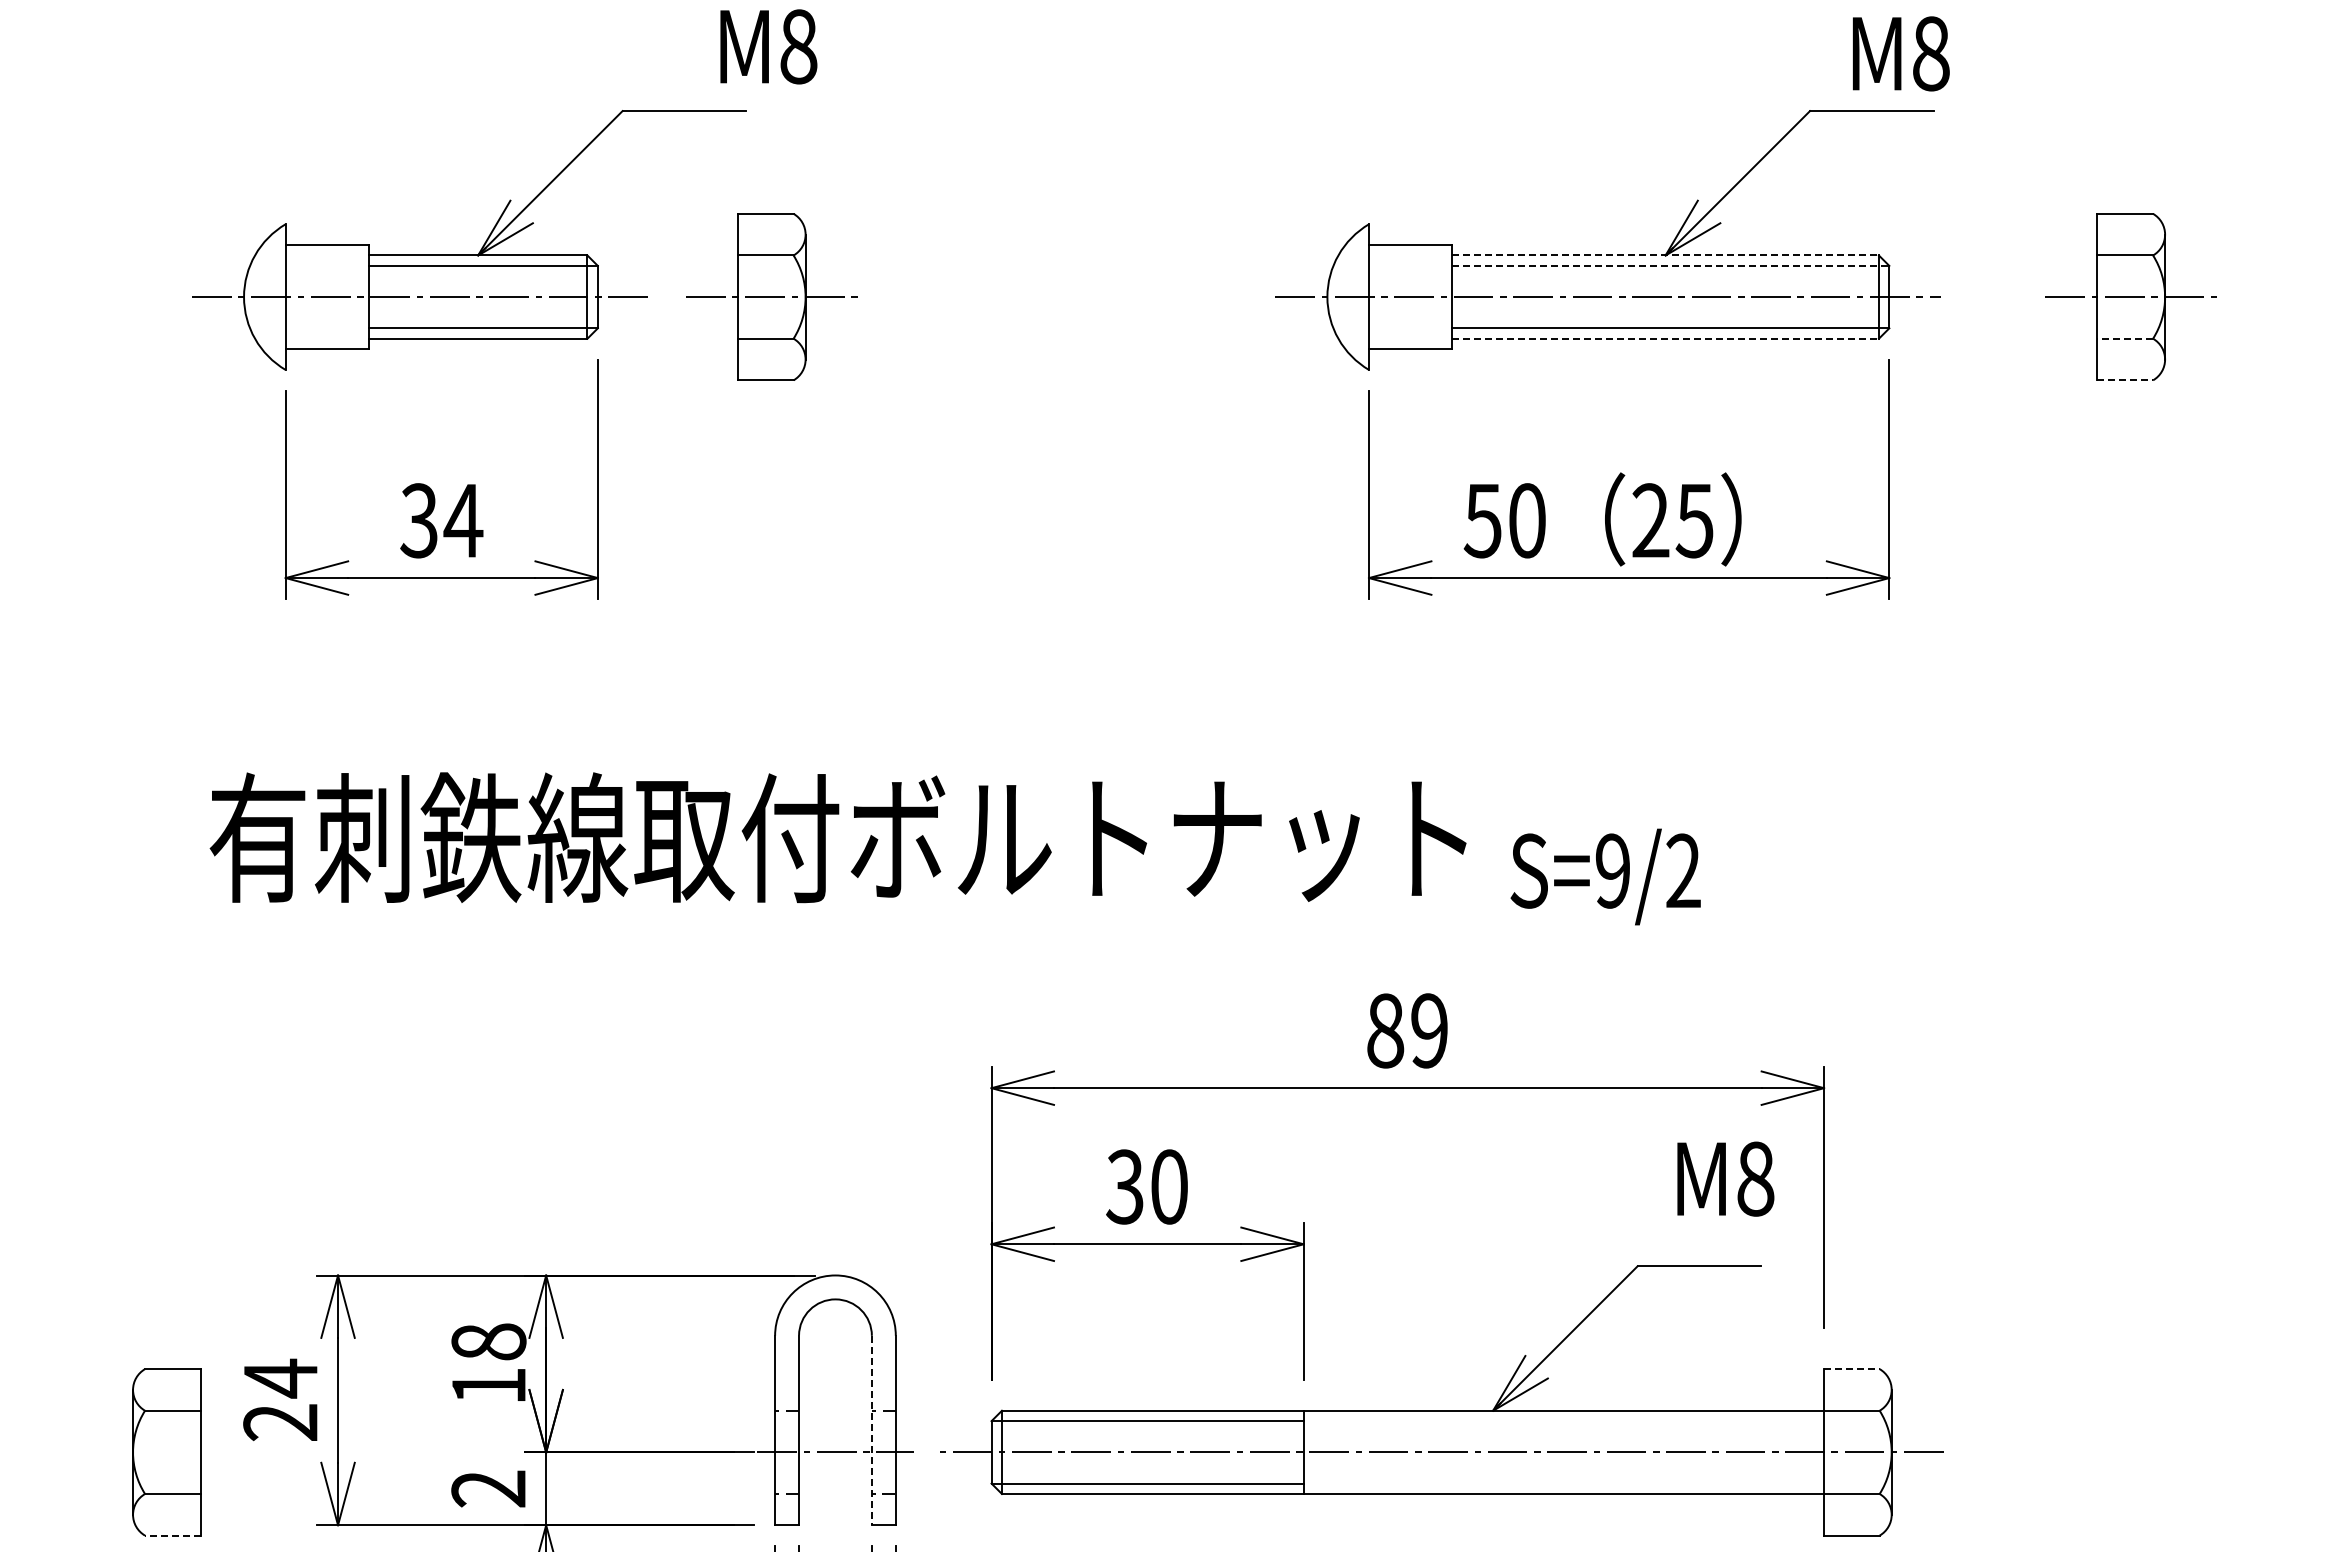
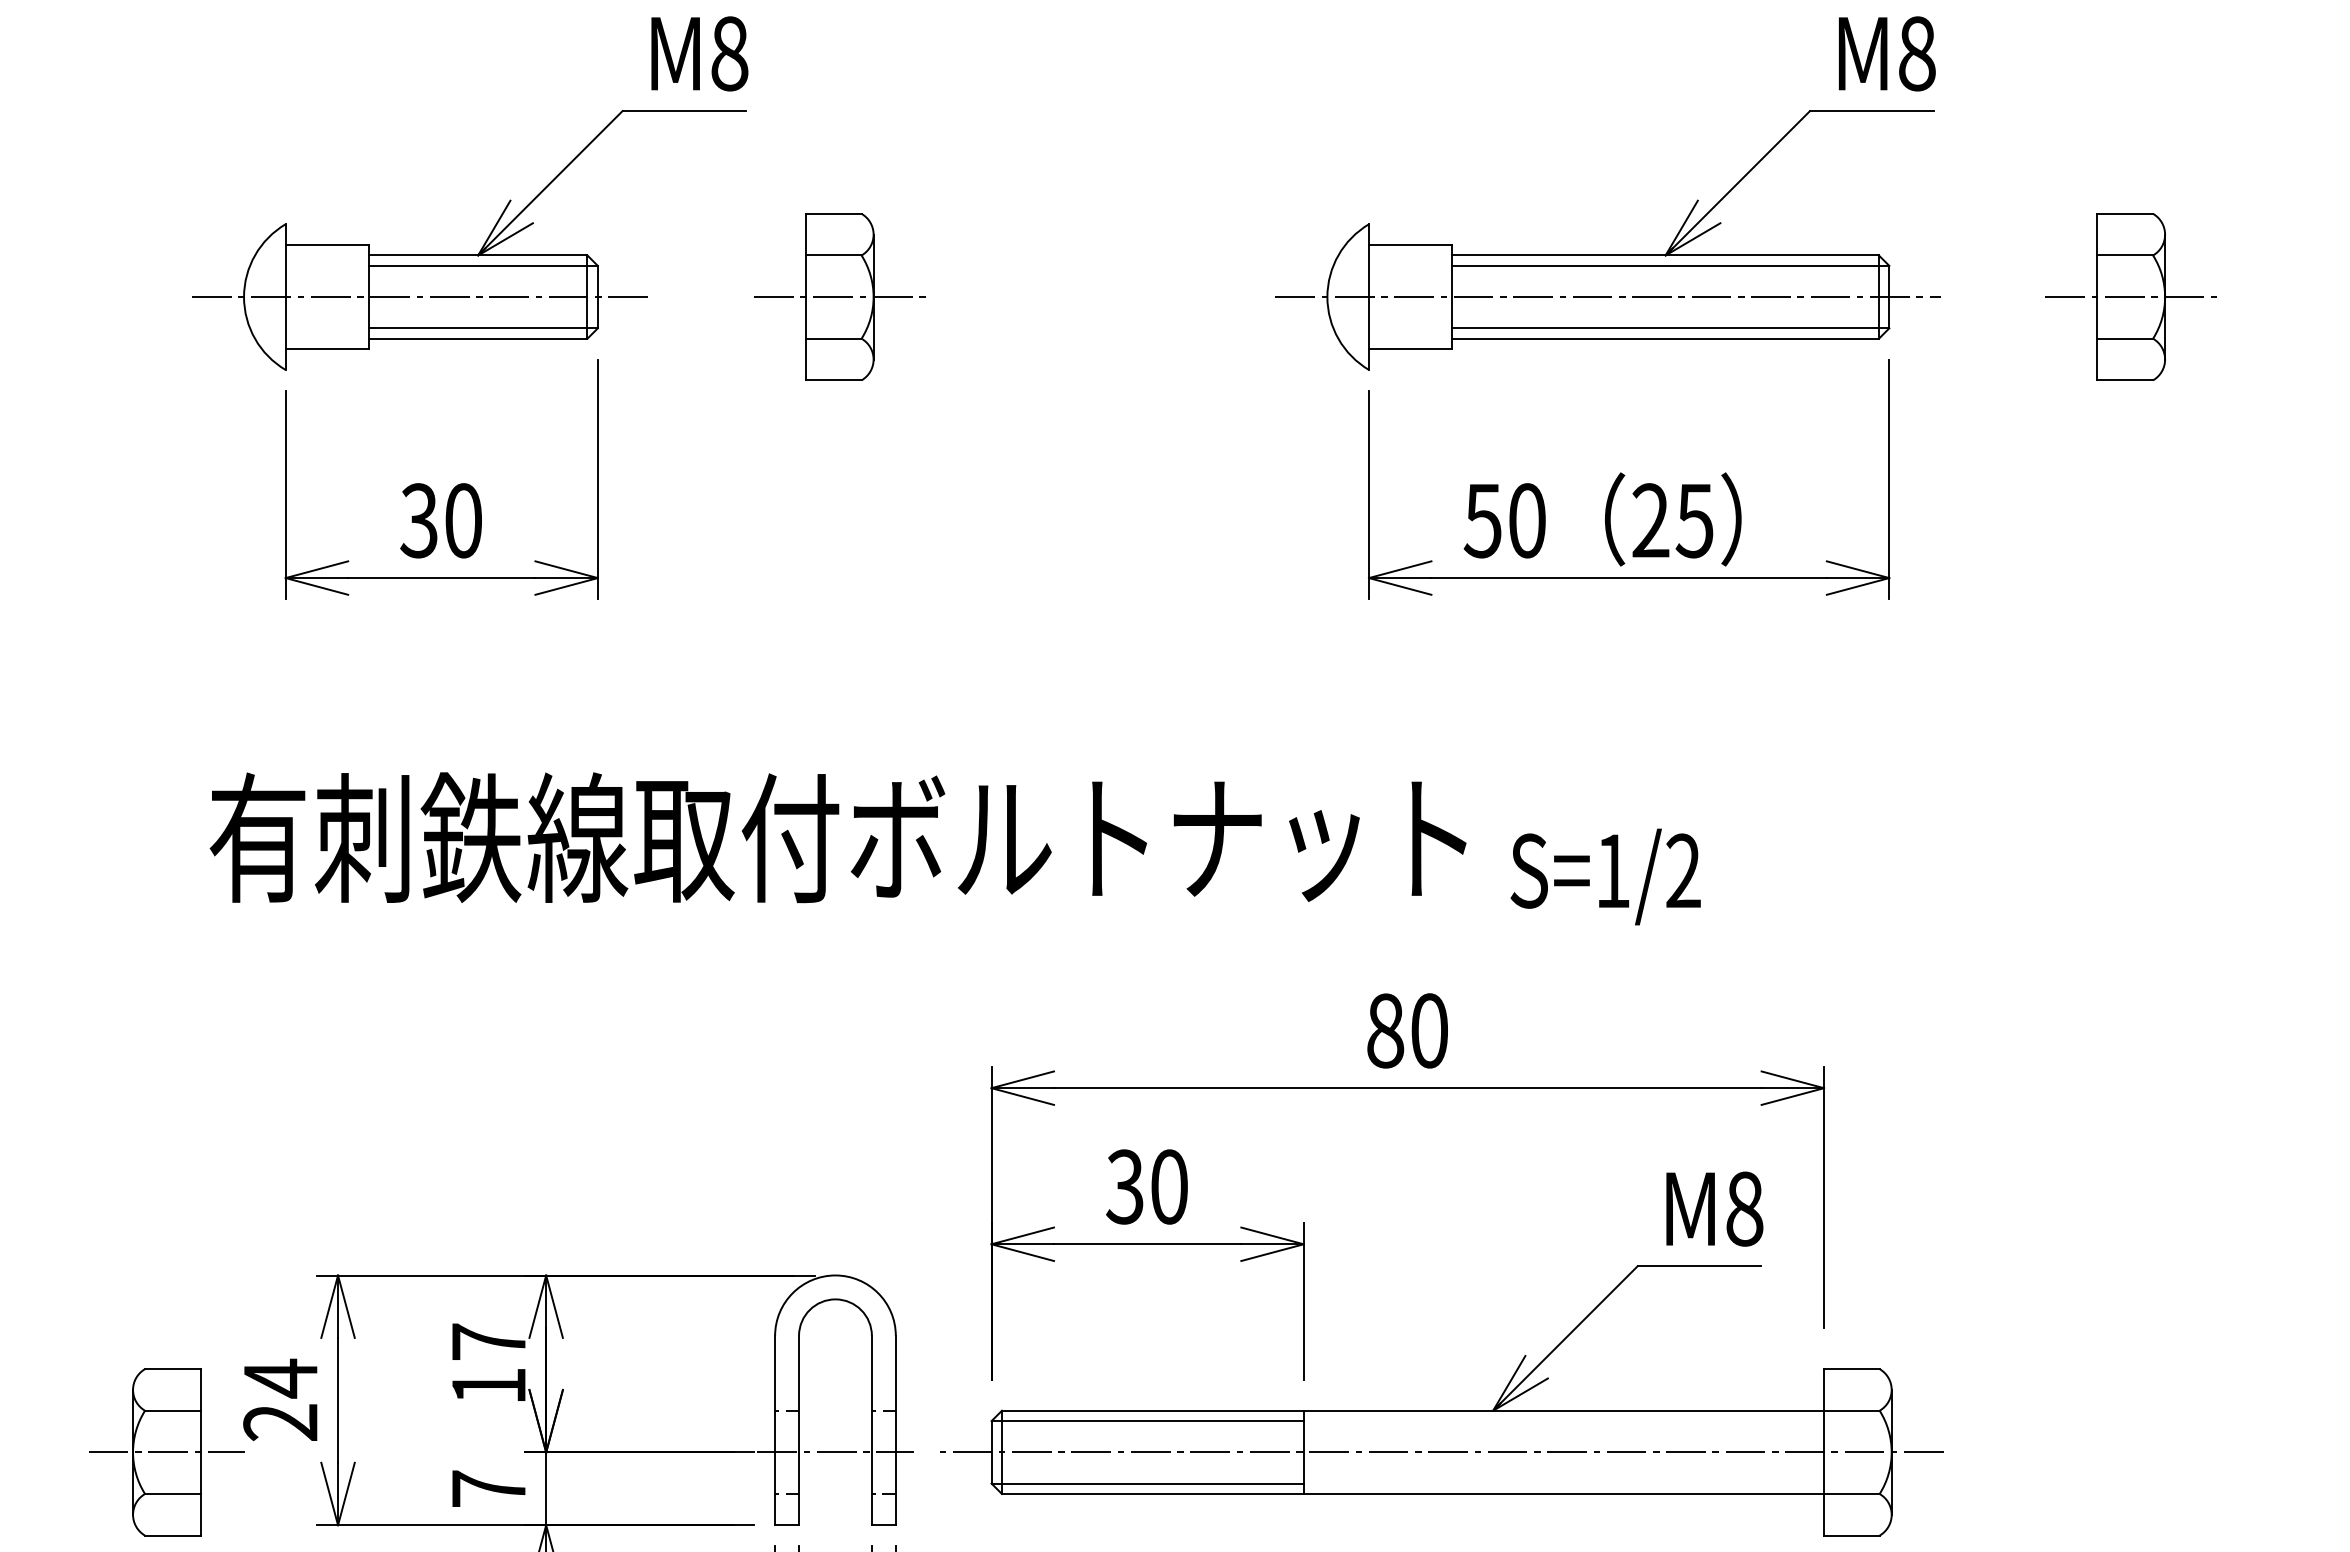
text position: (768, 46) -> (699, 53) (699, 53)
text position: (1901, 53) -> (1887, 53) (1887, 53)
line: dashed -> solid (1666, 255)
line: dashed -> solid (1670, 265)
part position: (771, 296) -> (839, 296) (839, 296)
line: dashed -> solid (1666, 338)
line: dashed -> solid (2125, 338)
line: dashed -> solid (2125, 380)
text: 34 -> 30 (463, 520)
text: S=9/2 -> S=1/2 (1612, 870)
text: 89 -> 80 (1429, 1030)
text position: (1725, 1178) -> (1714, 1208) (1714, 1208)
text: 18 -> 17 (488, 1341)
line: dashed -> solid (1851, 1369)
line: dashed -> solid (871, 1430)
line: none -> present (166, 1452)
text: 2 -> 7 (488, 1488)
line: dashed -> solid (172, 1535)
